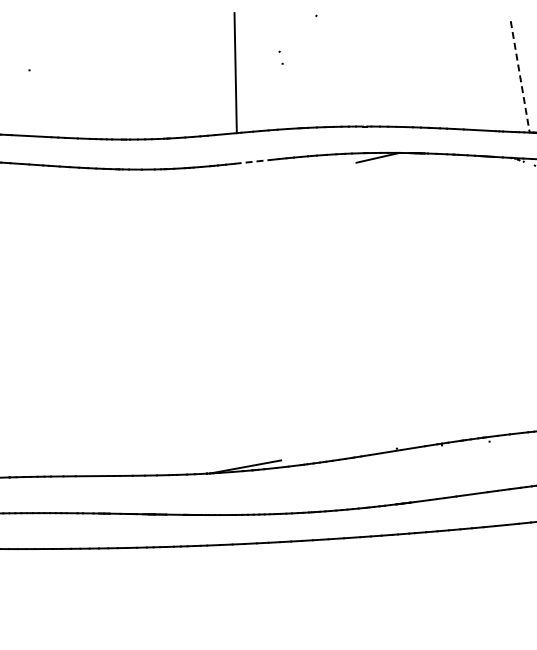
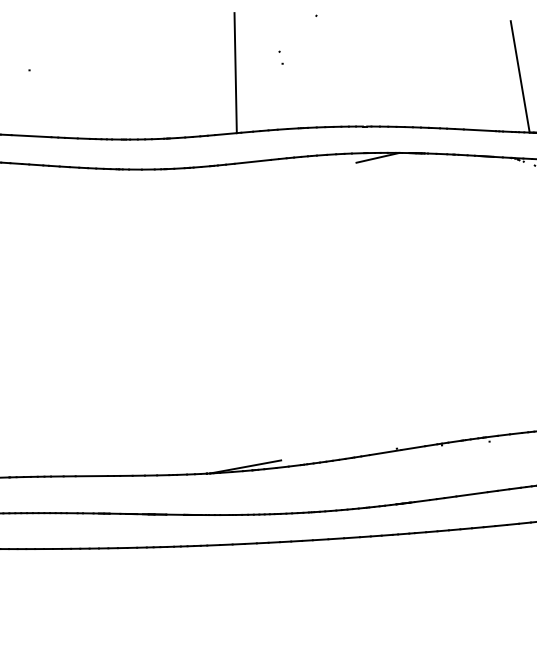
line: dashed -> solid (520, 76)
line: dashed -> solid (253, 161)
